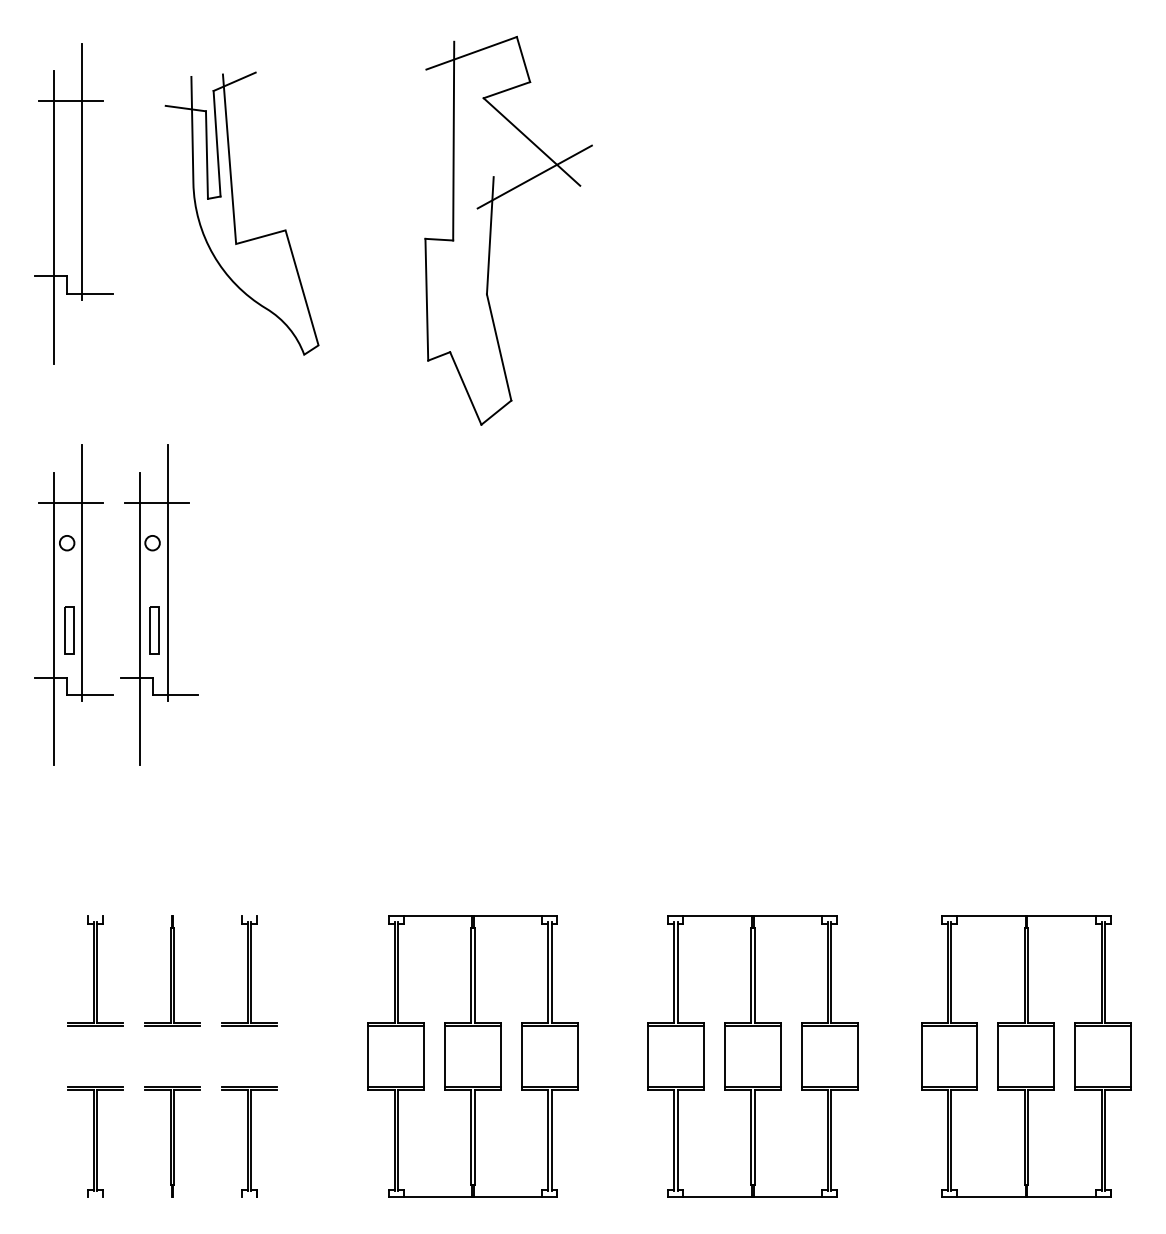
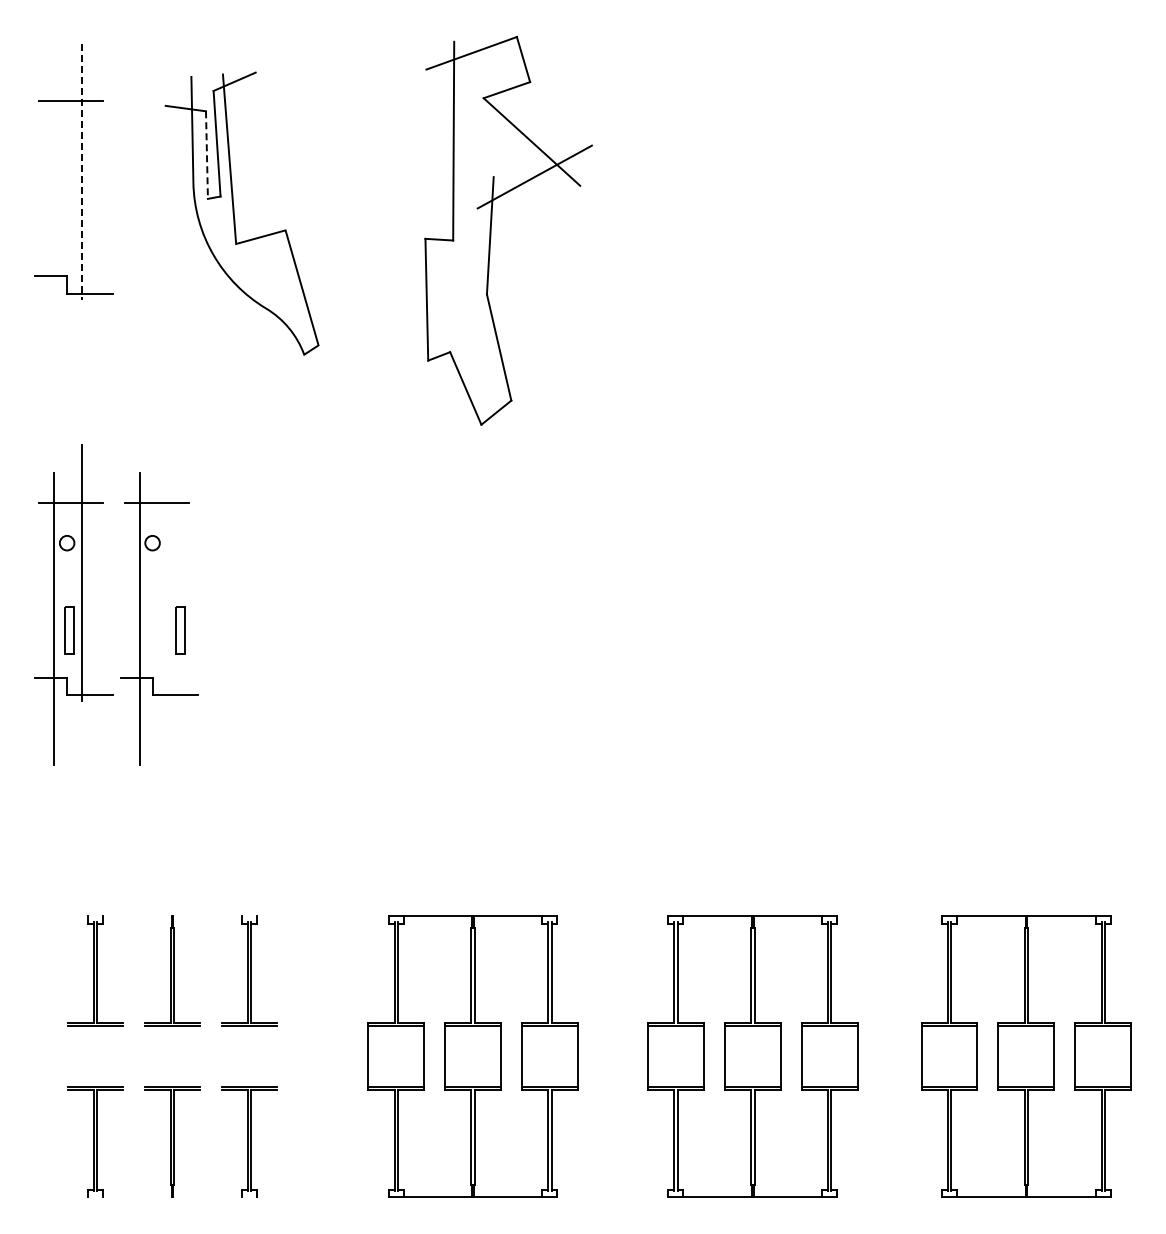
line: solid -> dashed (206, 155)
line: solid -> dashed (82, 172)
line: present -> none (54, 217)
line: present -> none (167, 572)
part position: (154, 630) -> (180, 630) (180, 630)
